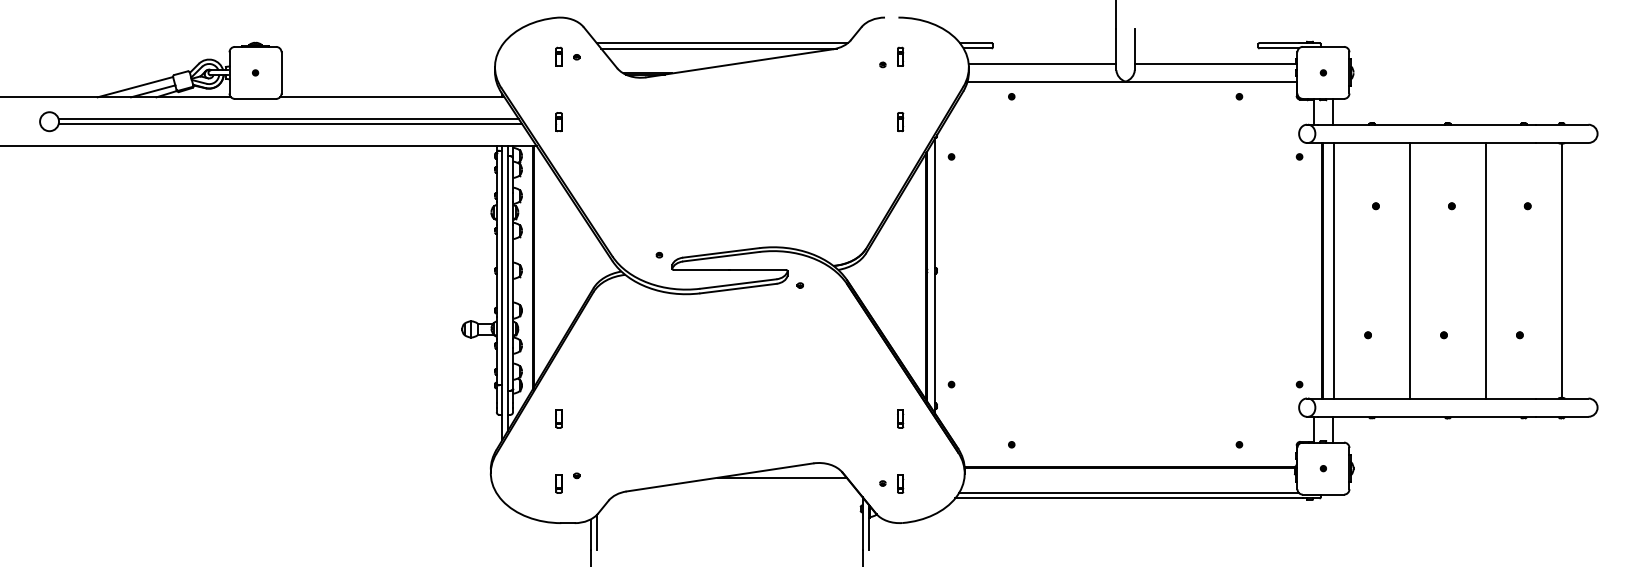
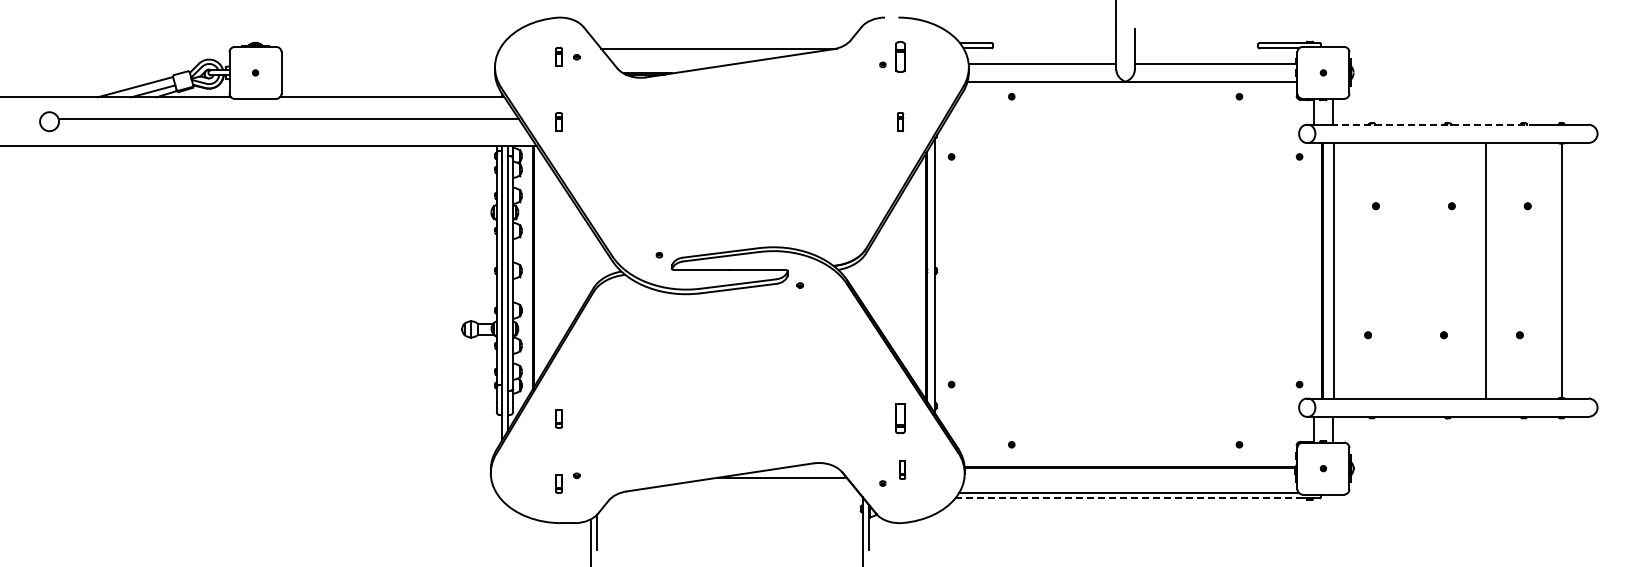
line: present -> none (722, 43)
part size: 8x21 px -> 11x32 px (900, 56)
line: present -> none (290, 124)
line: solid -> dashed (1434, 124)
line: present -> none (1409, 270)
part size: 8x20 px -> 11x32 px (900, 418)
part position: (900, 483) -> (902, 469) (902, 469)
line: solid -> dashed (1129, 498)
